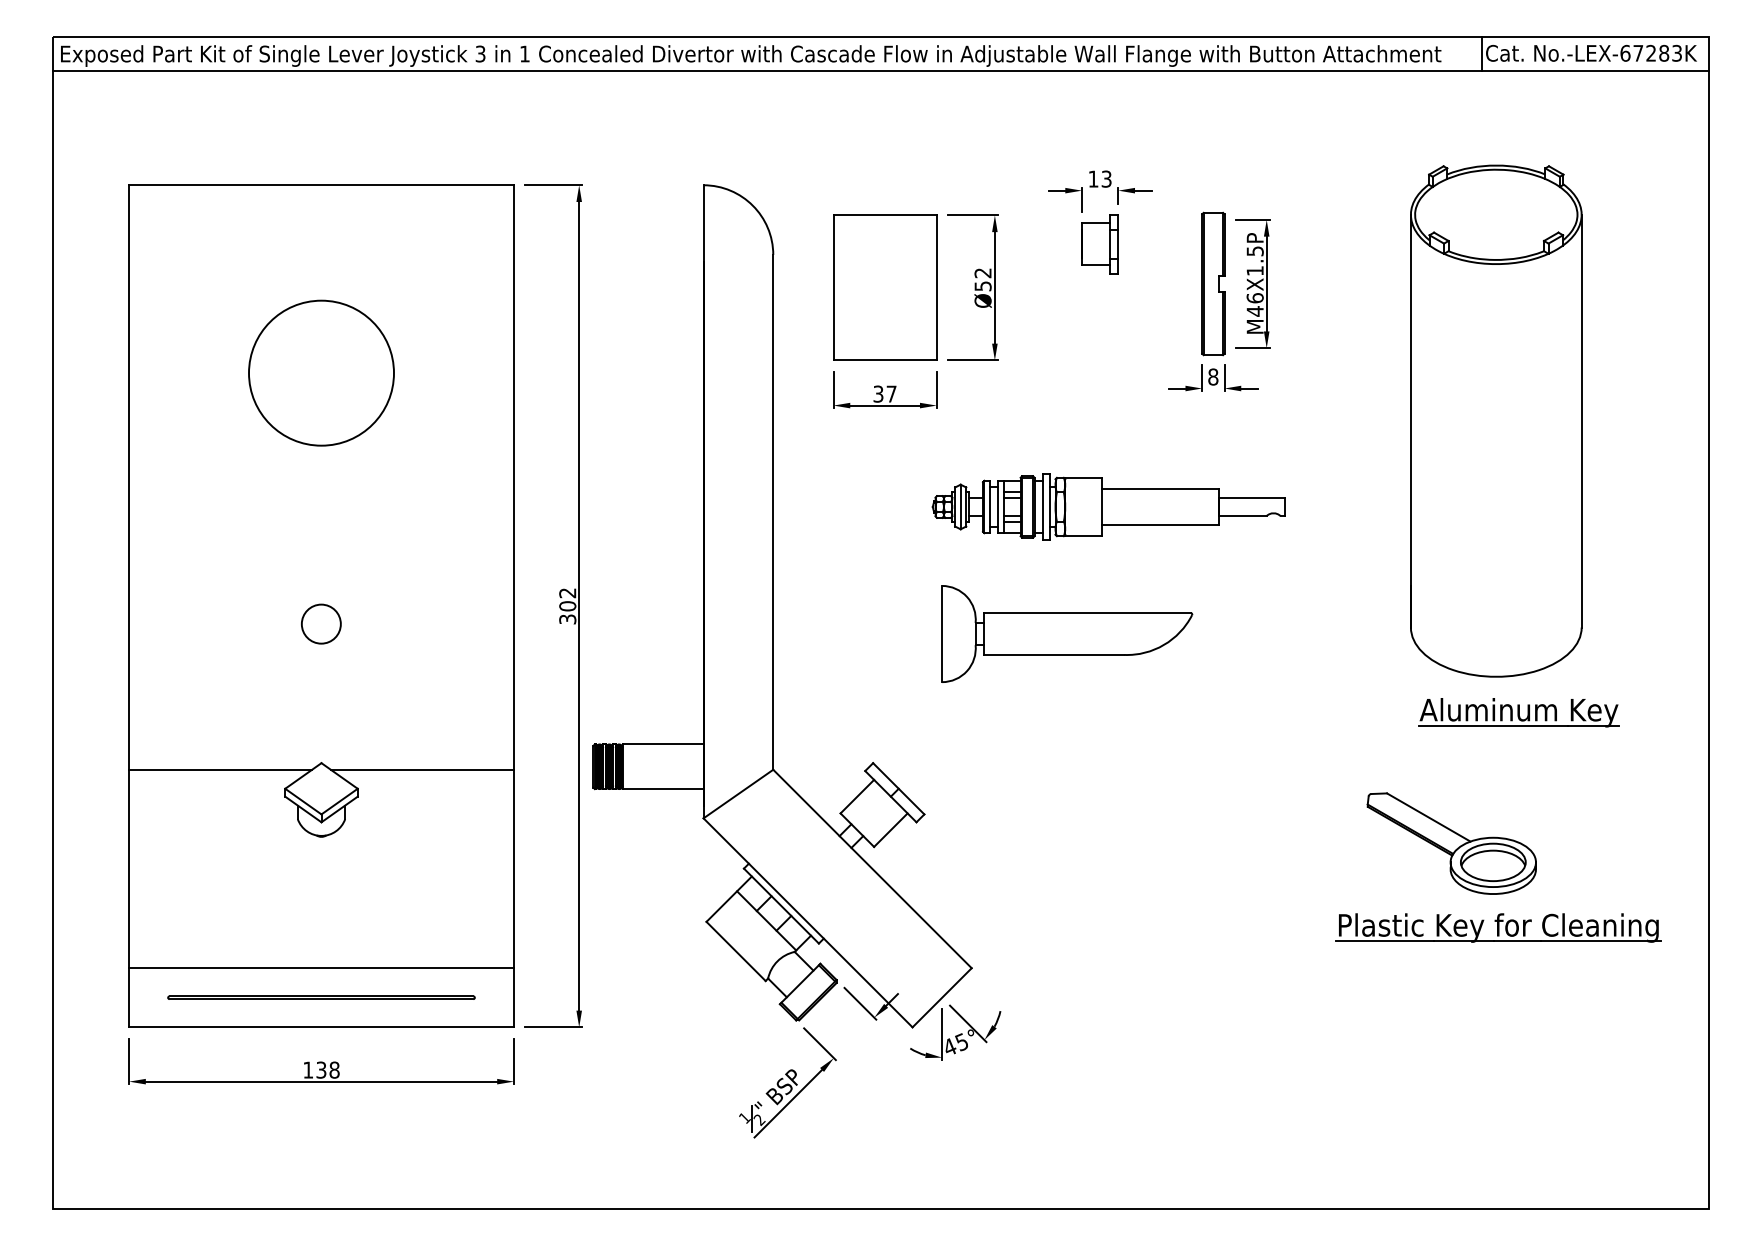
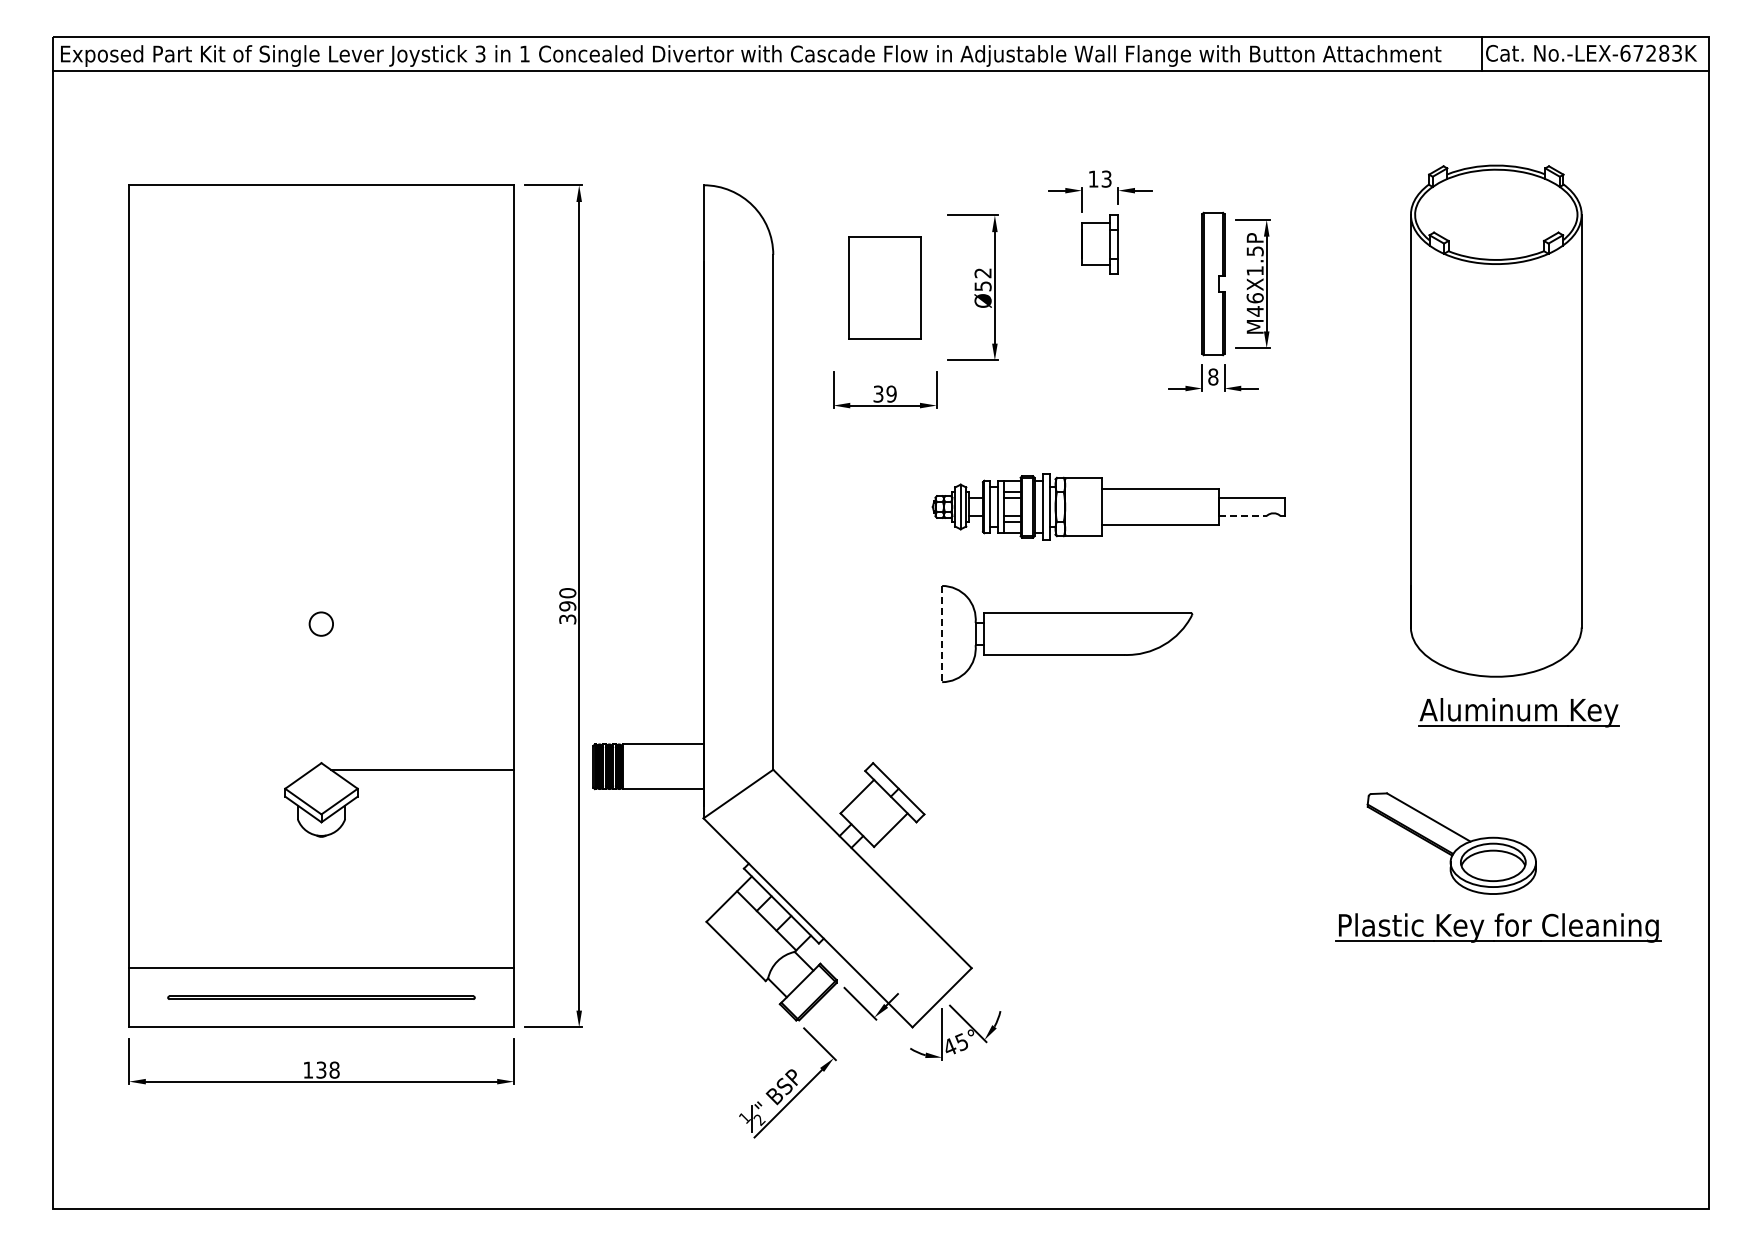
part size: 105x147 px -> 74x104 px (884, 287)
circle: present -> none (321, 372)
text: 37 -> 39 (891, 393)
line: solid -> dashed (1243, 516)
text: 302 -> 390 (567, 599)
circle diameter: 39 px -> 23 px (321, 623)
line: solid -> dashed (942, 634)
line: present -> none (220, 769)
